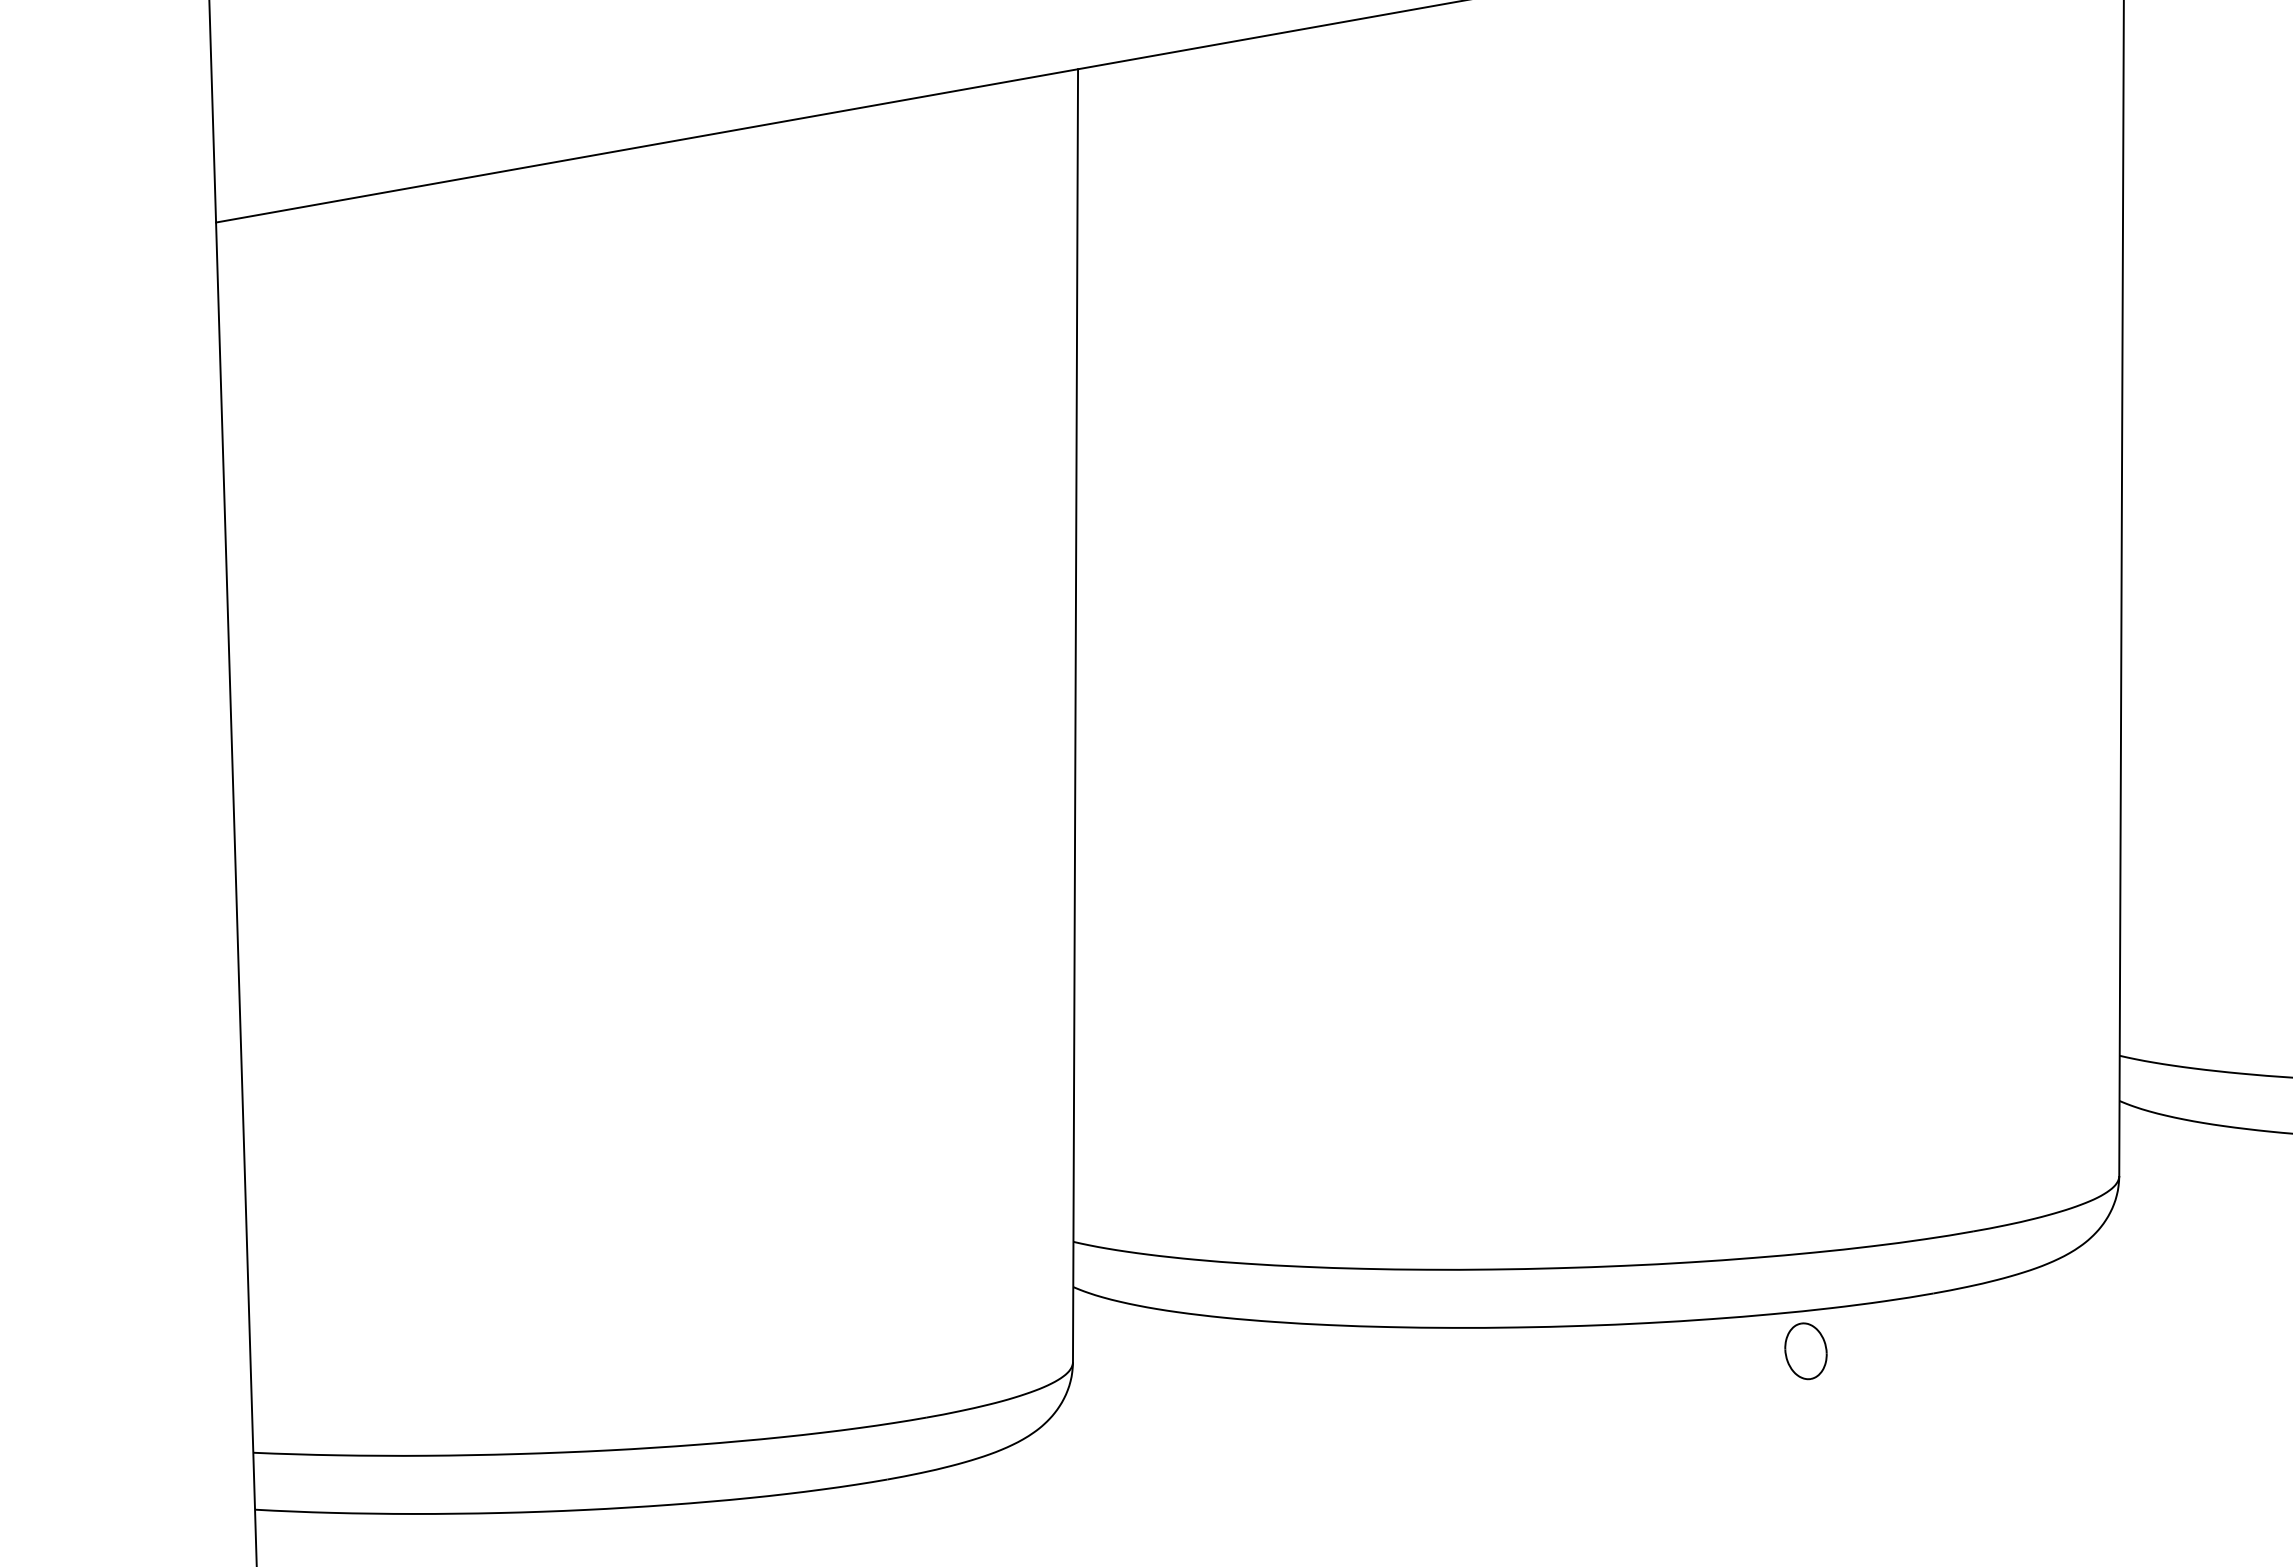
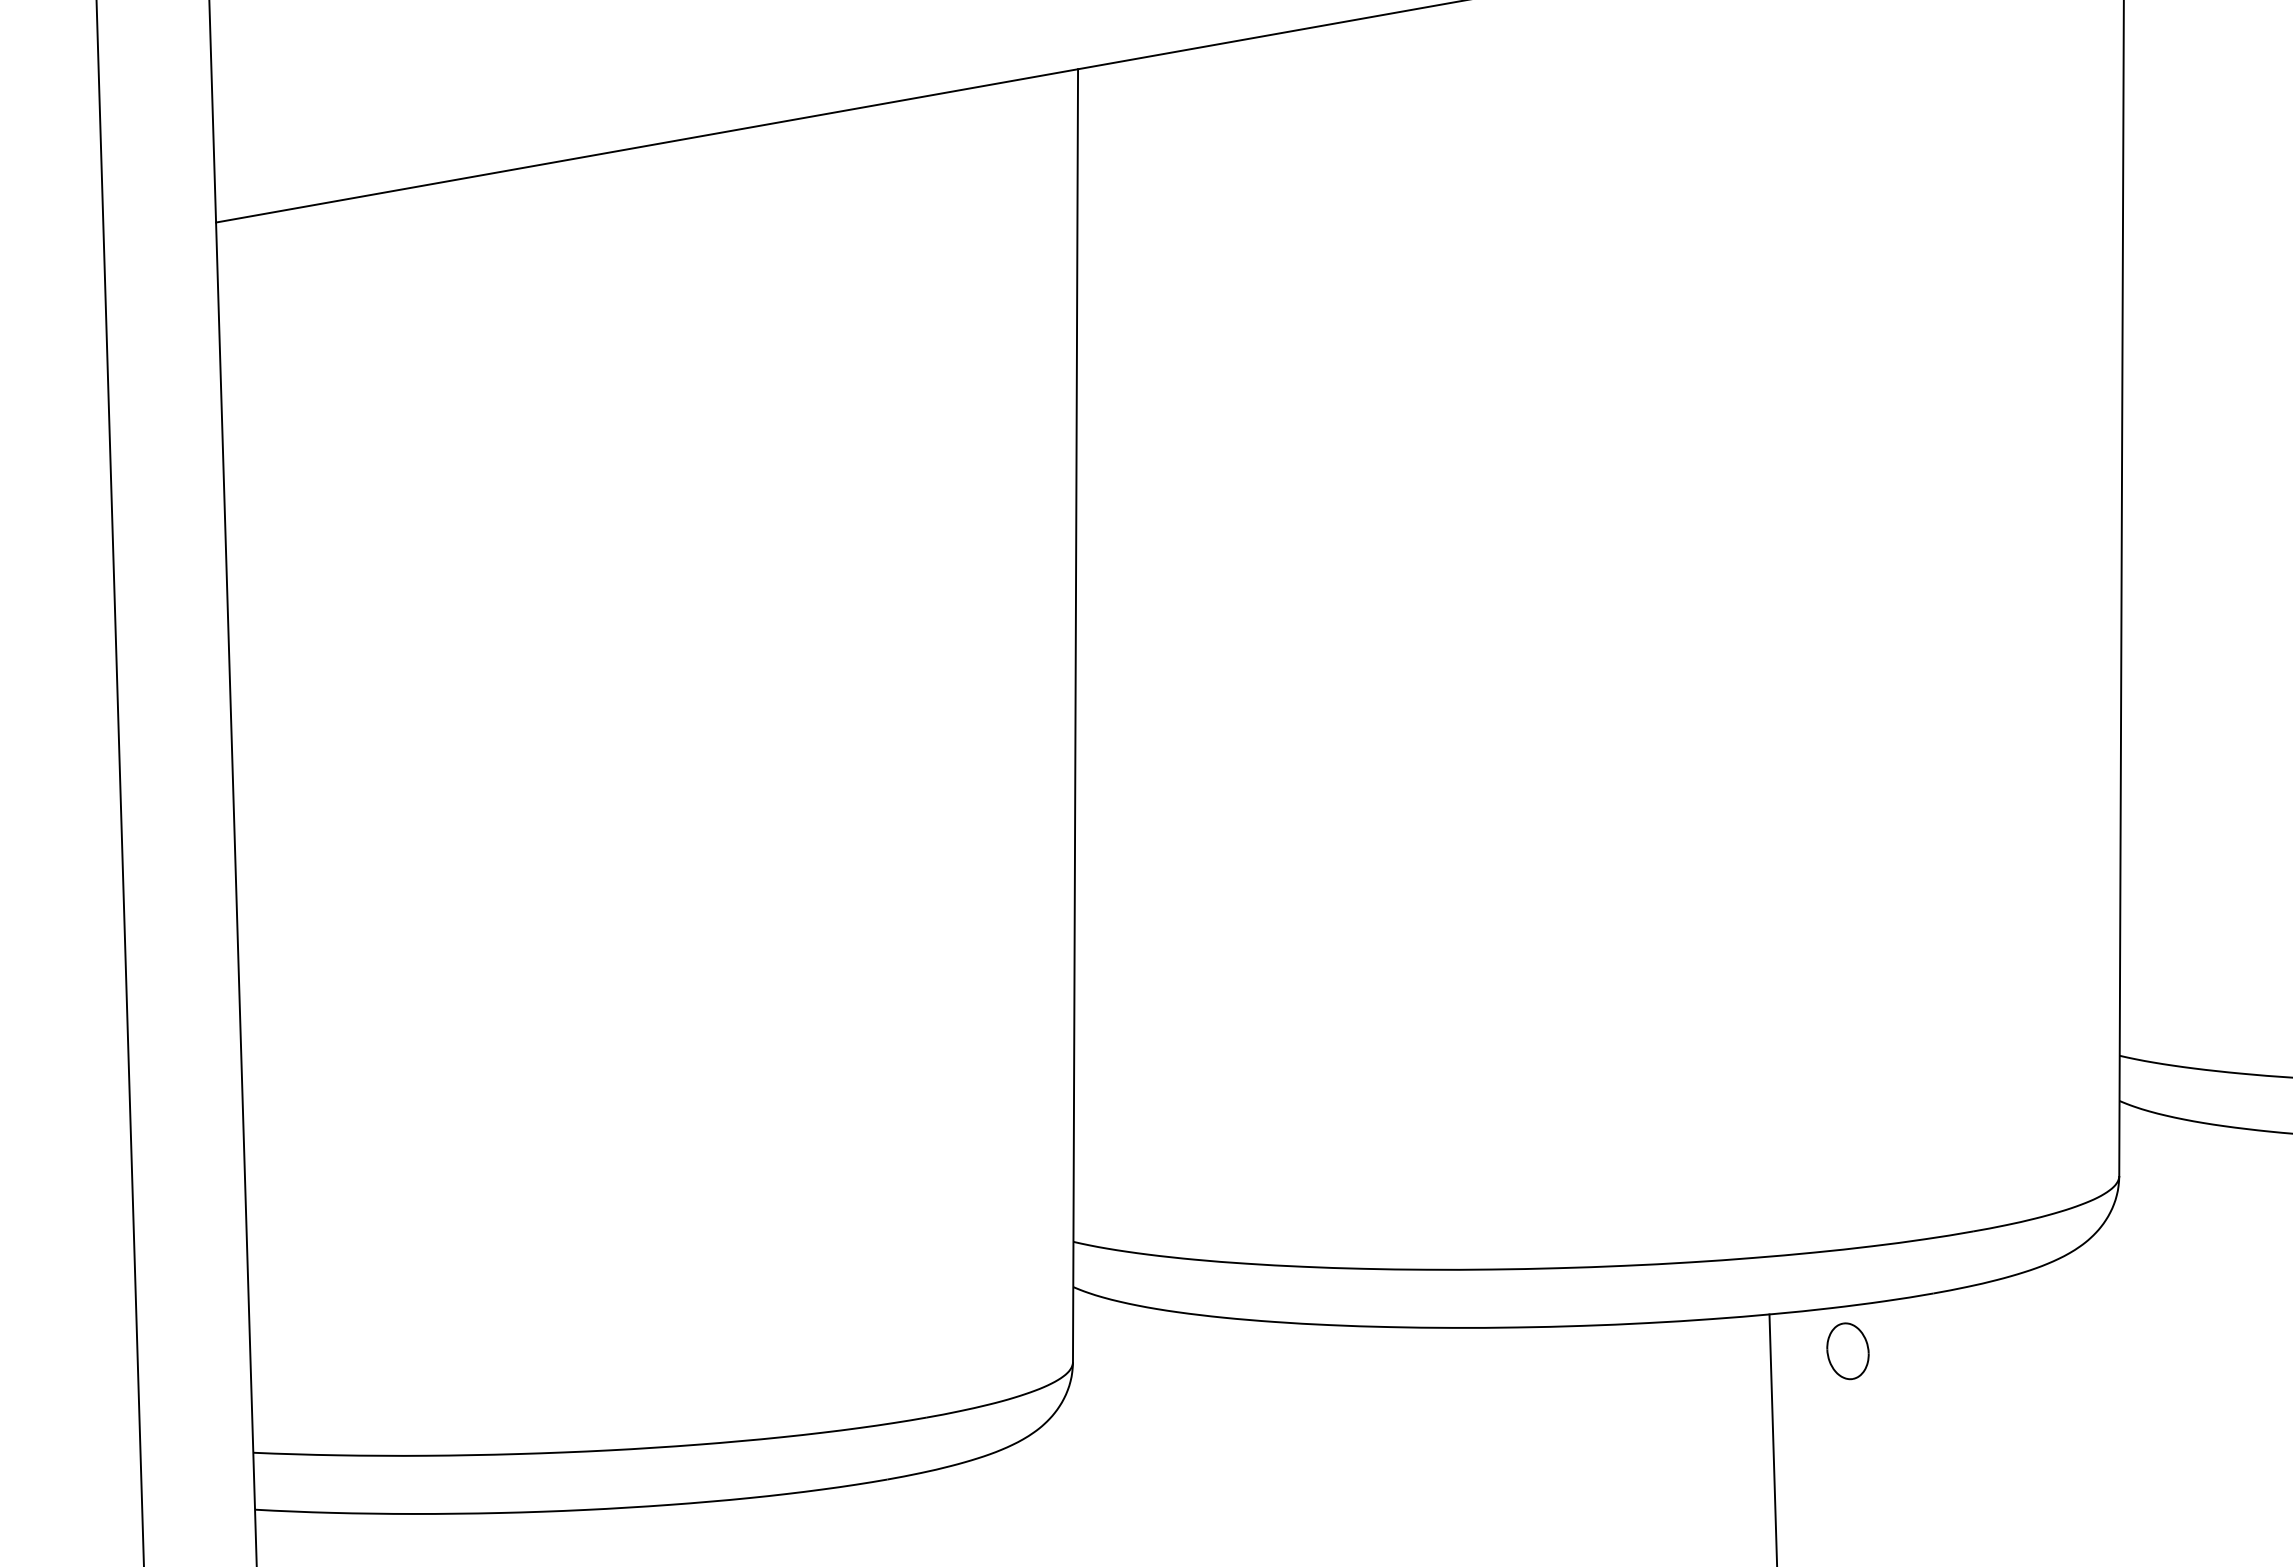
line: none -> present (119, 782)
part position: (1805, 1351) -> (1847, 1351) (1847, 1351)
line: none -> present (1773, 1438)
